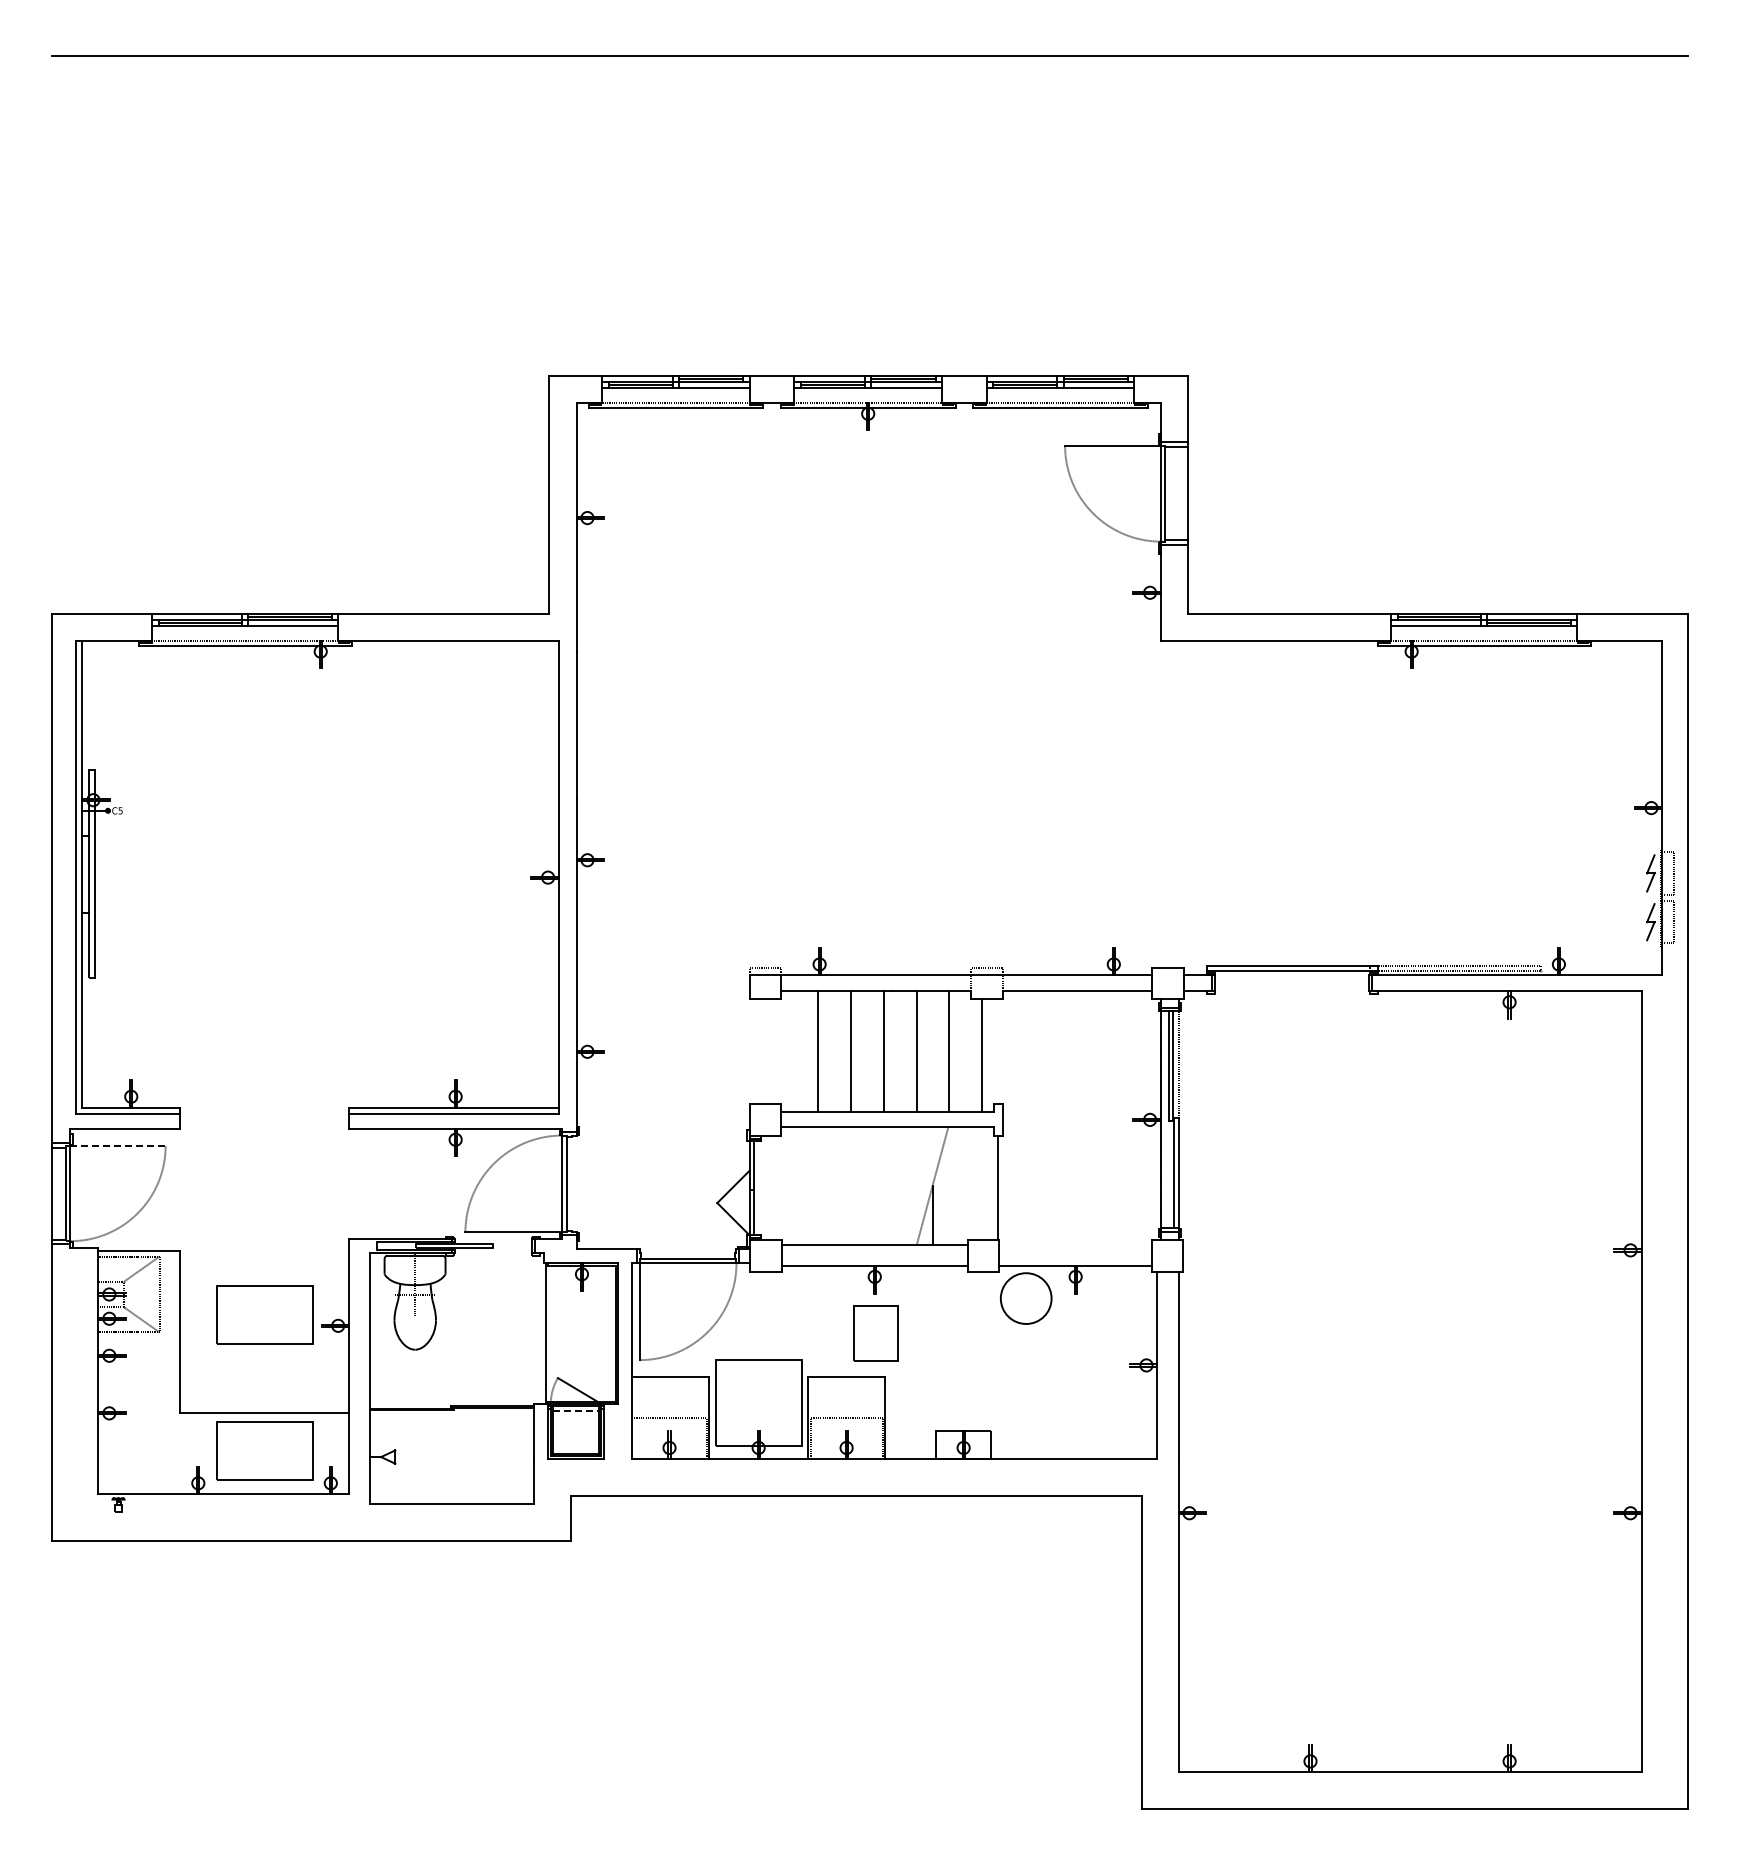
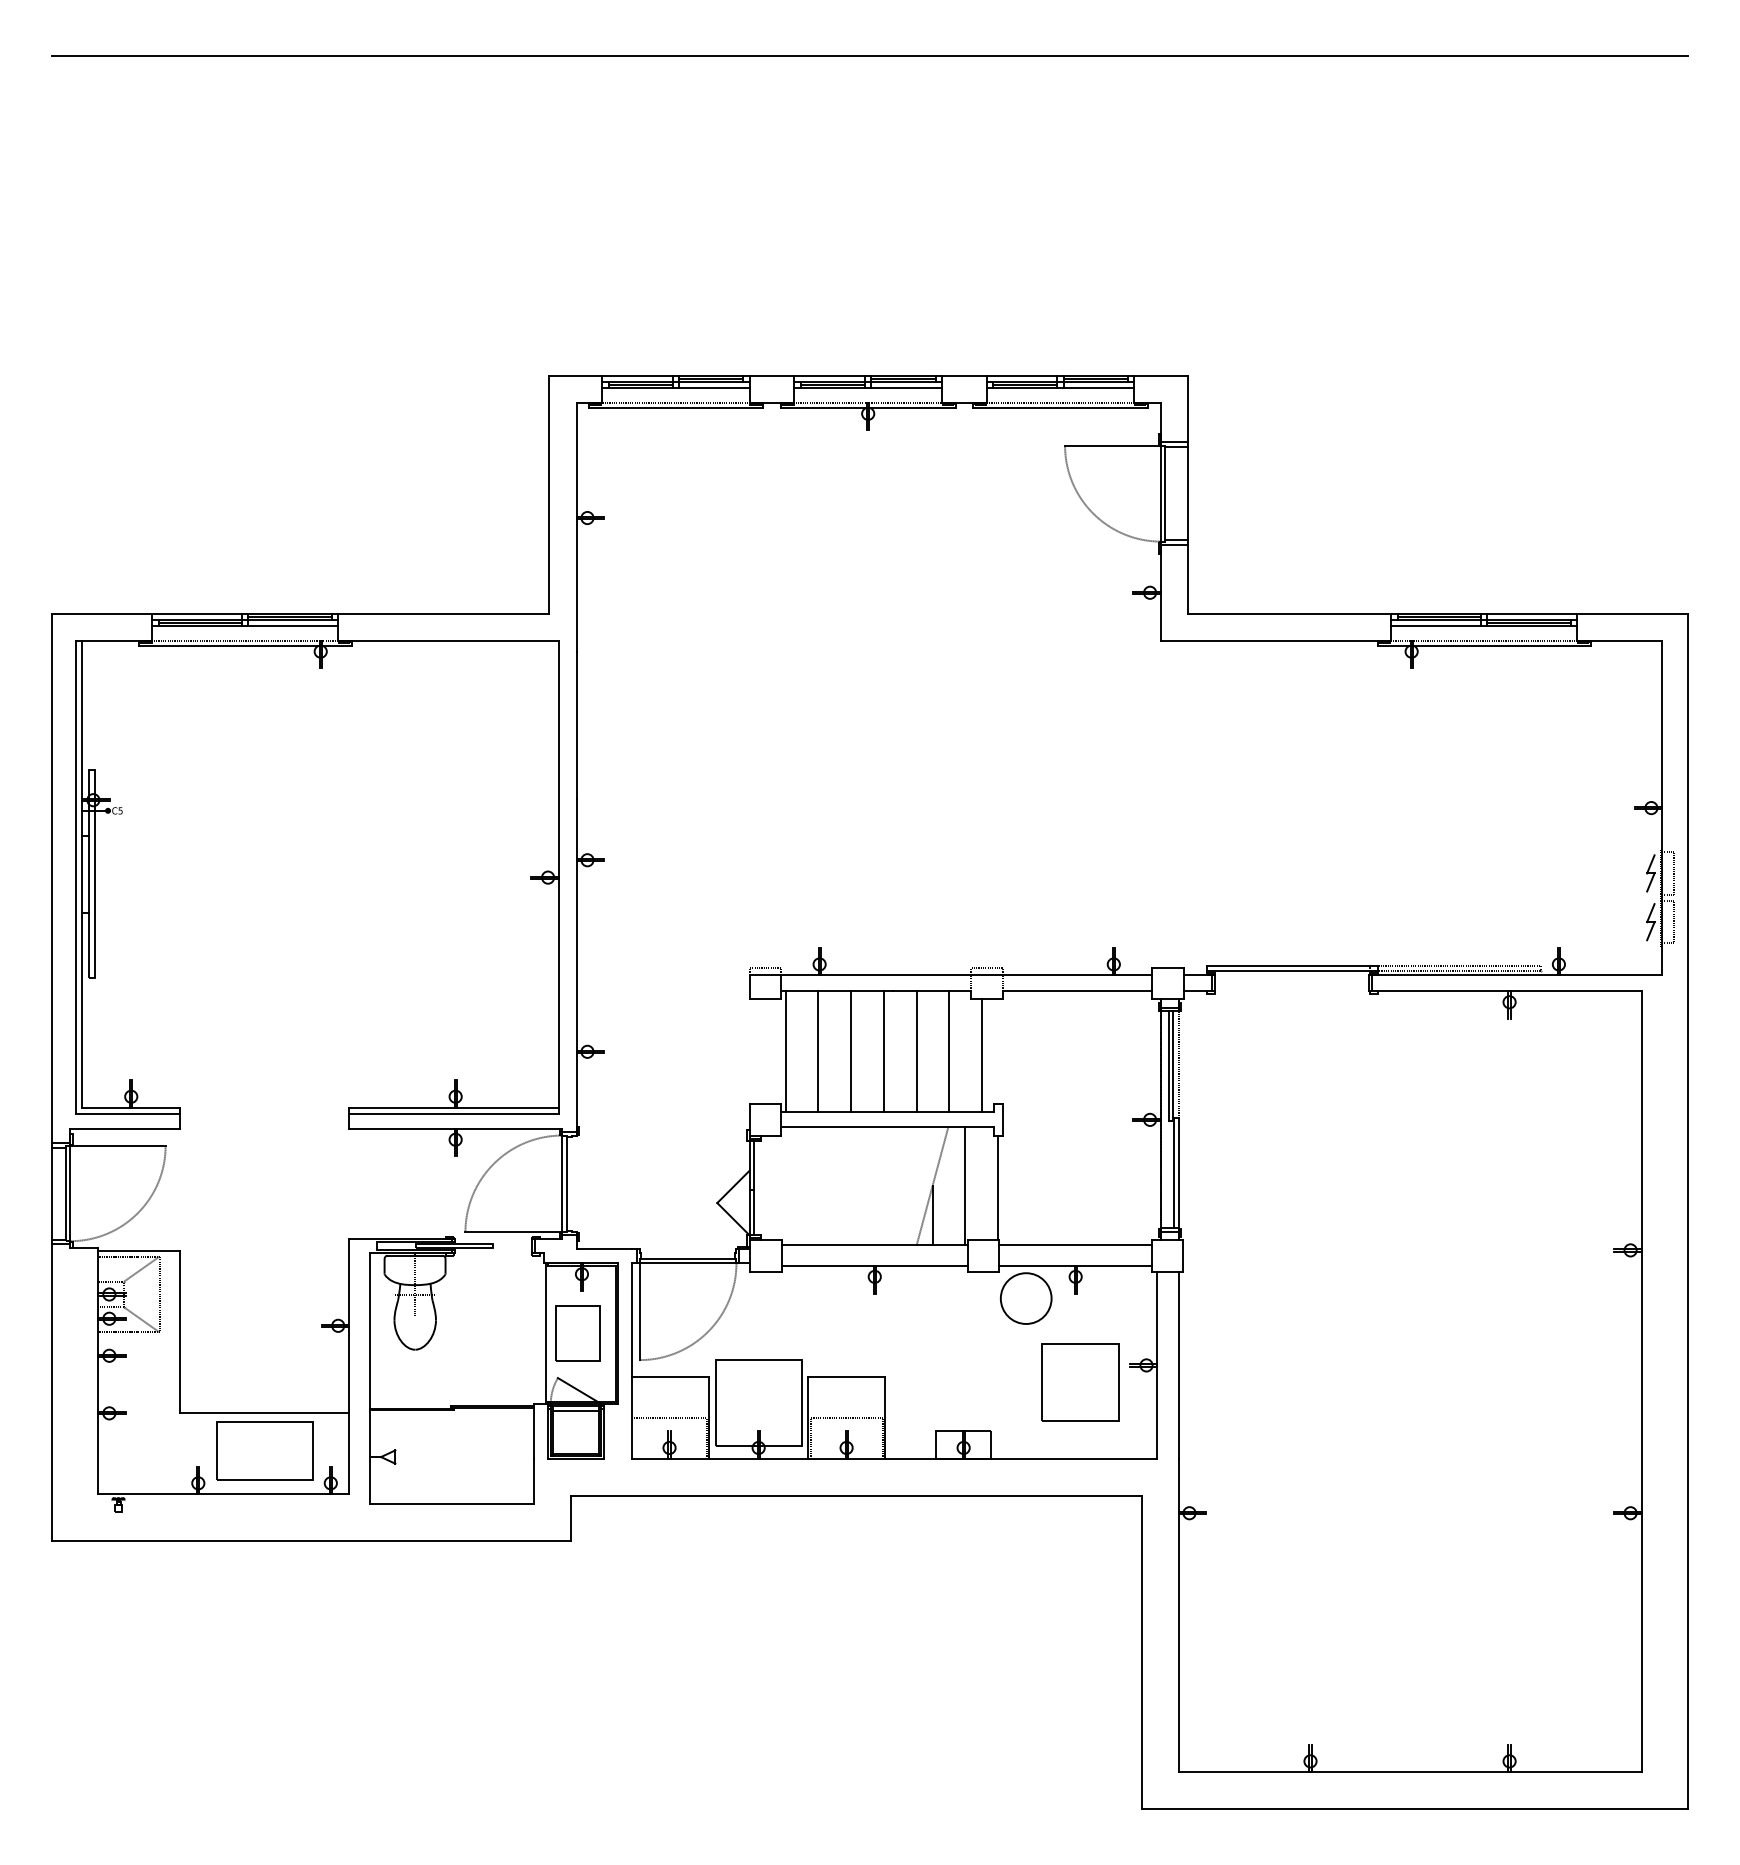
line: none -> present (785, 1051)
line: dashed -> solid (118, 1146)
line: none -> present (965, 1186)
line: none -> present (1075, 1245)
part: present -> none (264, 1314)
part position: (875, 1333) -> (577, 1333) (577, 1333)
part: none -> present (1080, 1382)
line: dashed -> solid (575, 1411)
